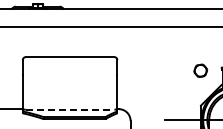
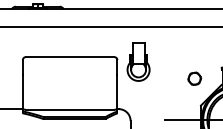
part: none -> present (138, 61)
part position: (200, 70) -> (194, 78) (194, 78)
line: dashed -> solid (70, 109)
